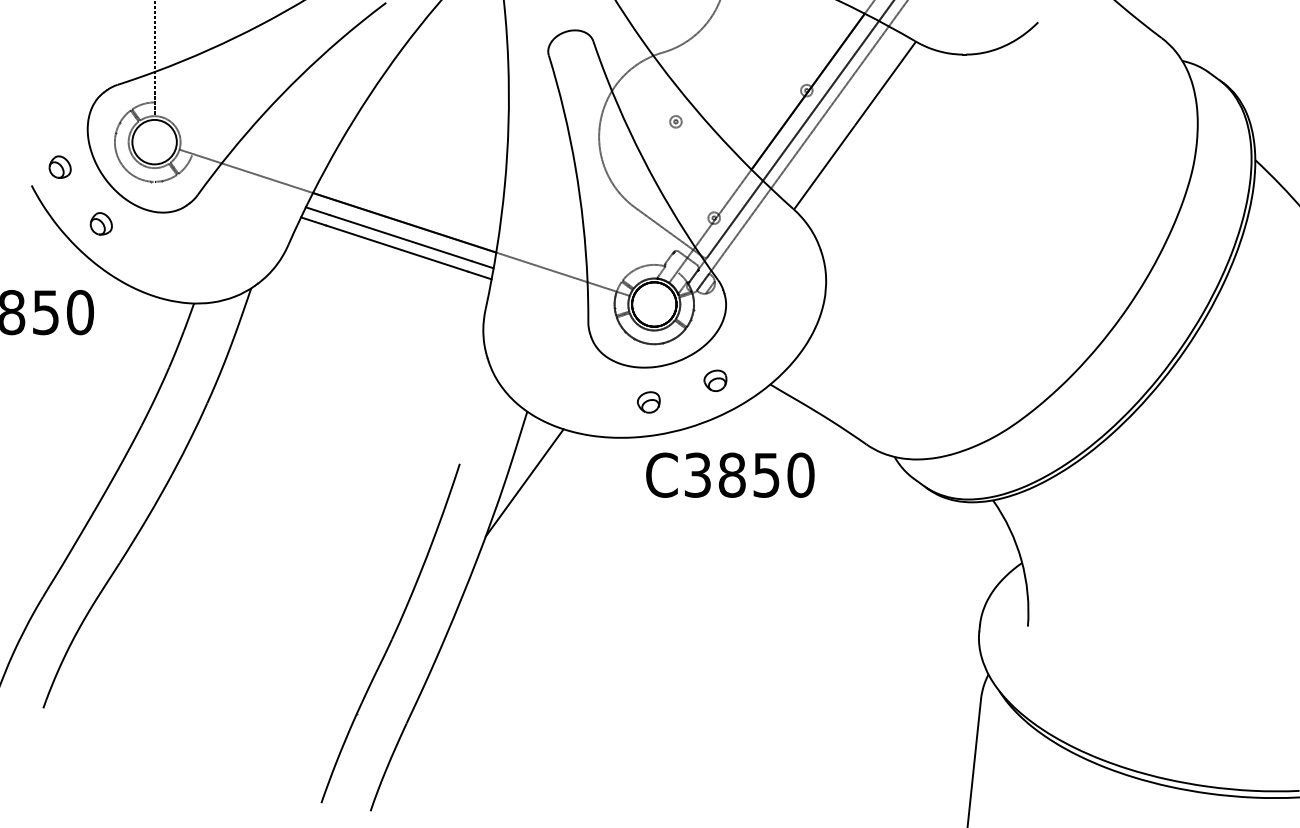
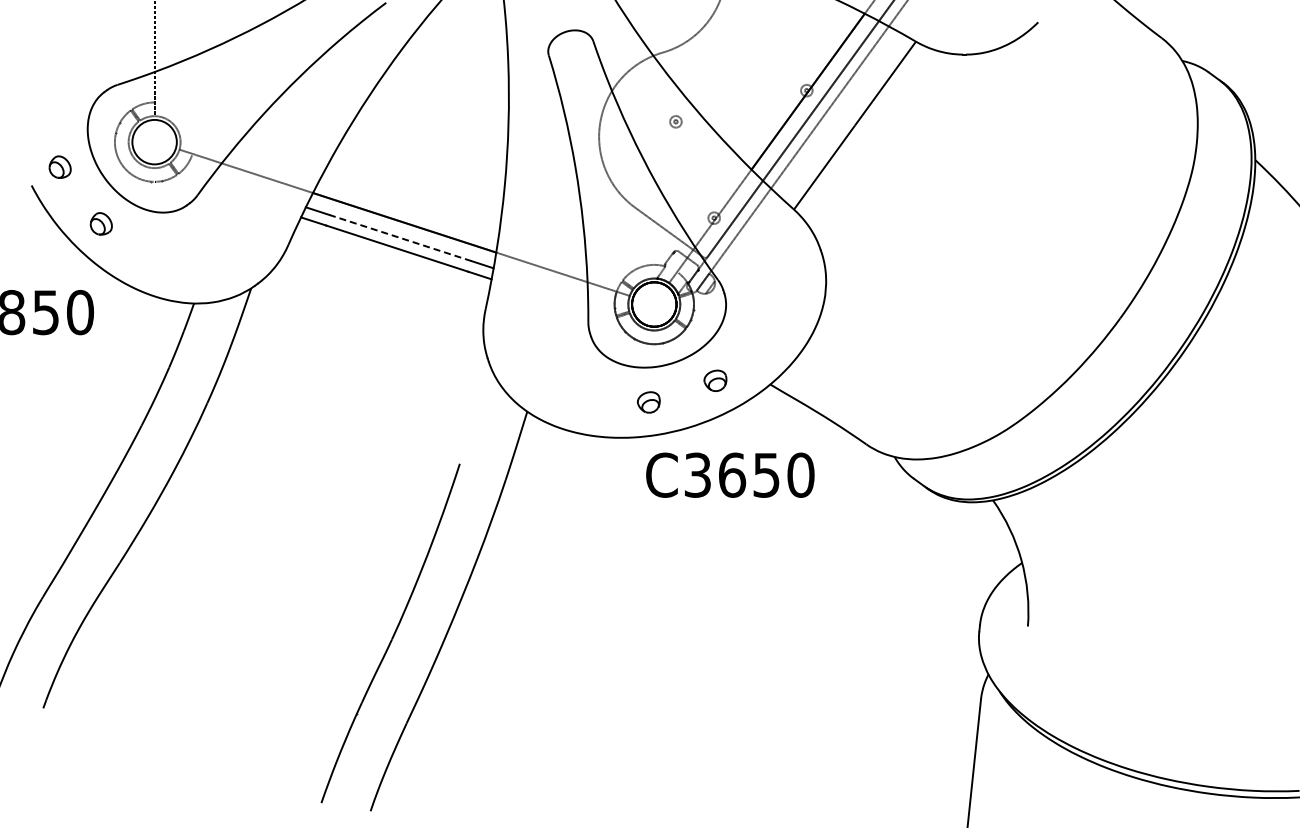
line: solid -> dashed (400, 238)
text: C3850 -> C3650 (732, 474)
line: present -> none (524, 482)
